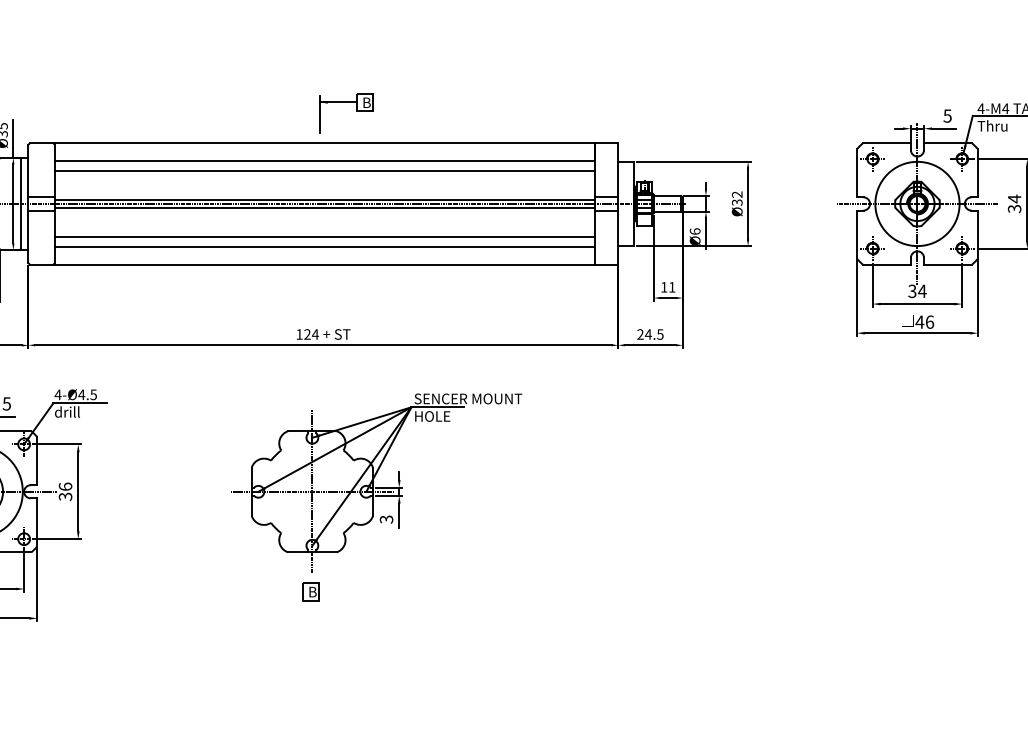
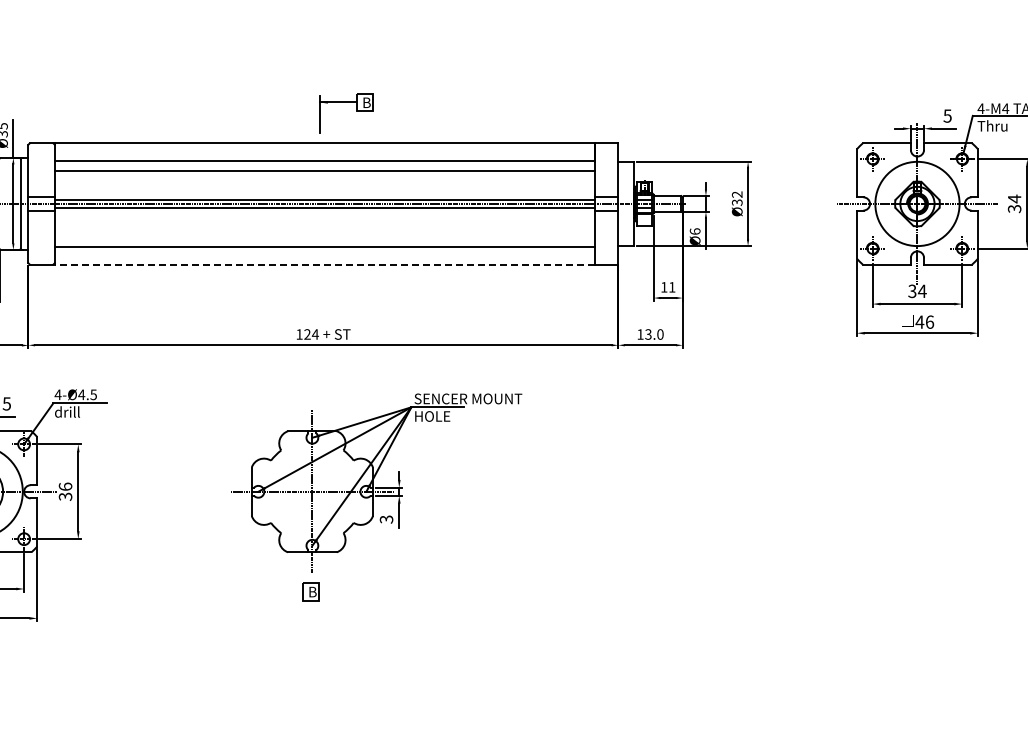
line: present -> none (324, 237)
line: solid -> dashed (324, 264)
text: 24.5 -> 13.0 (650, 334)
